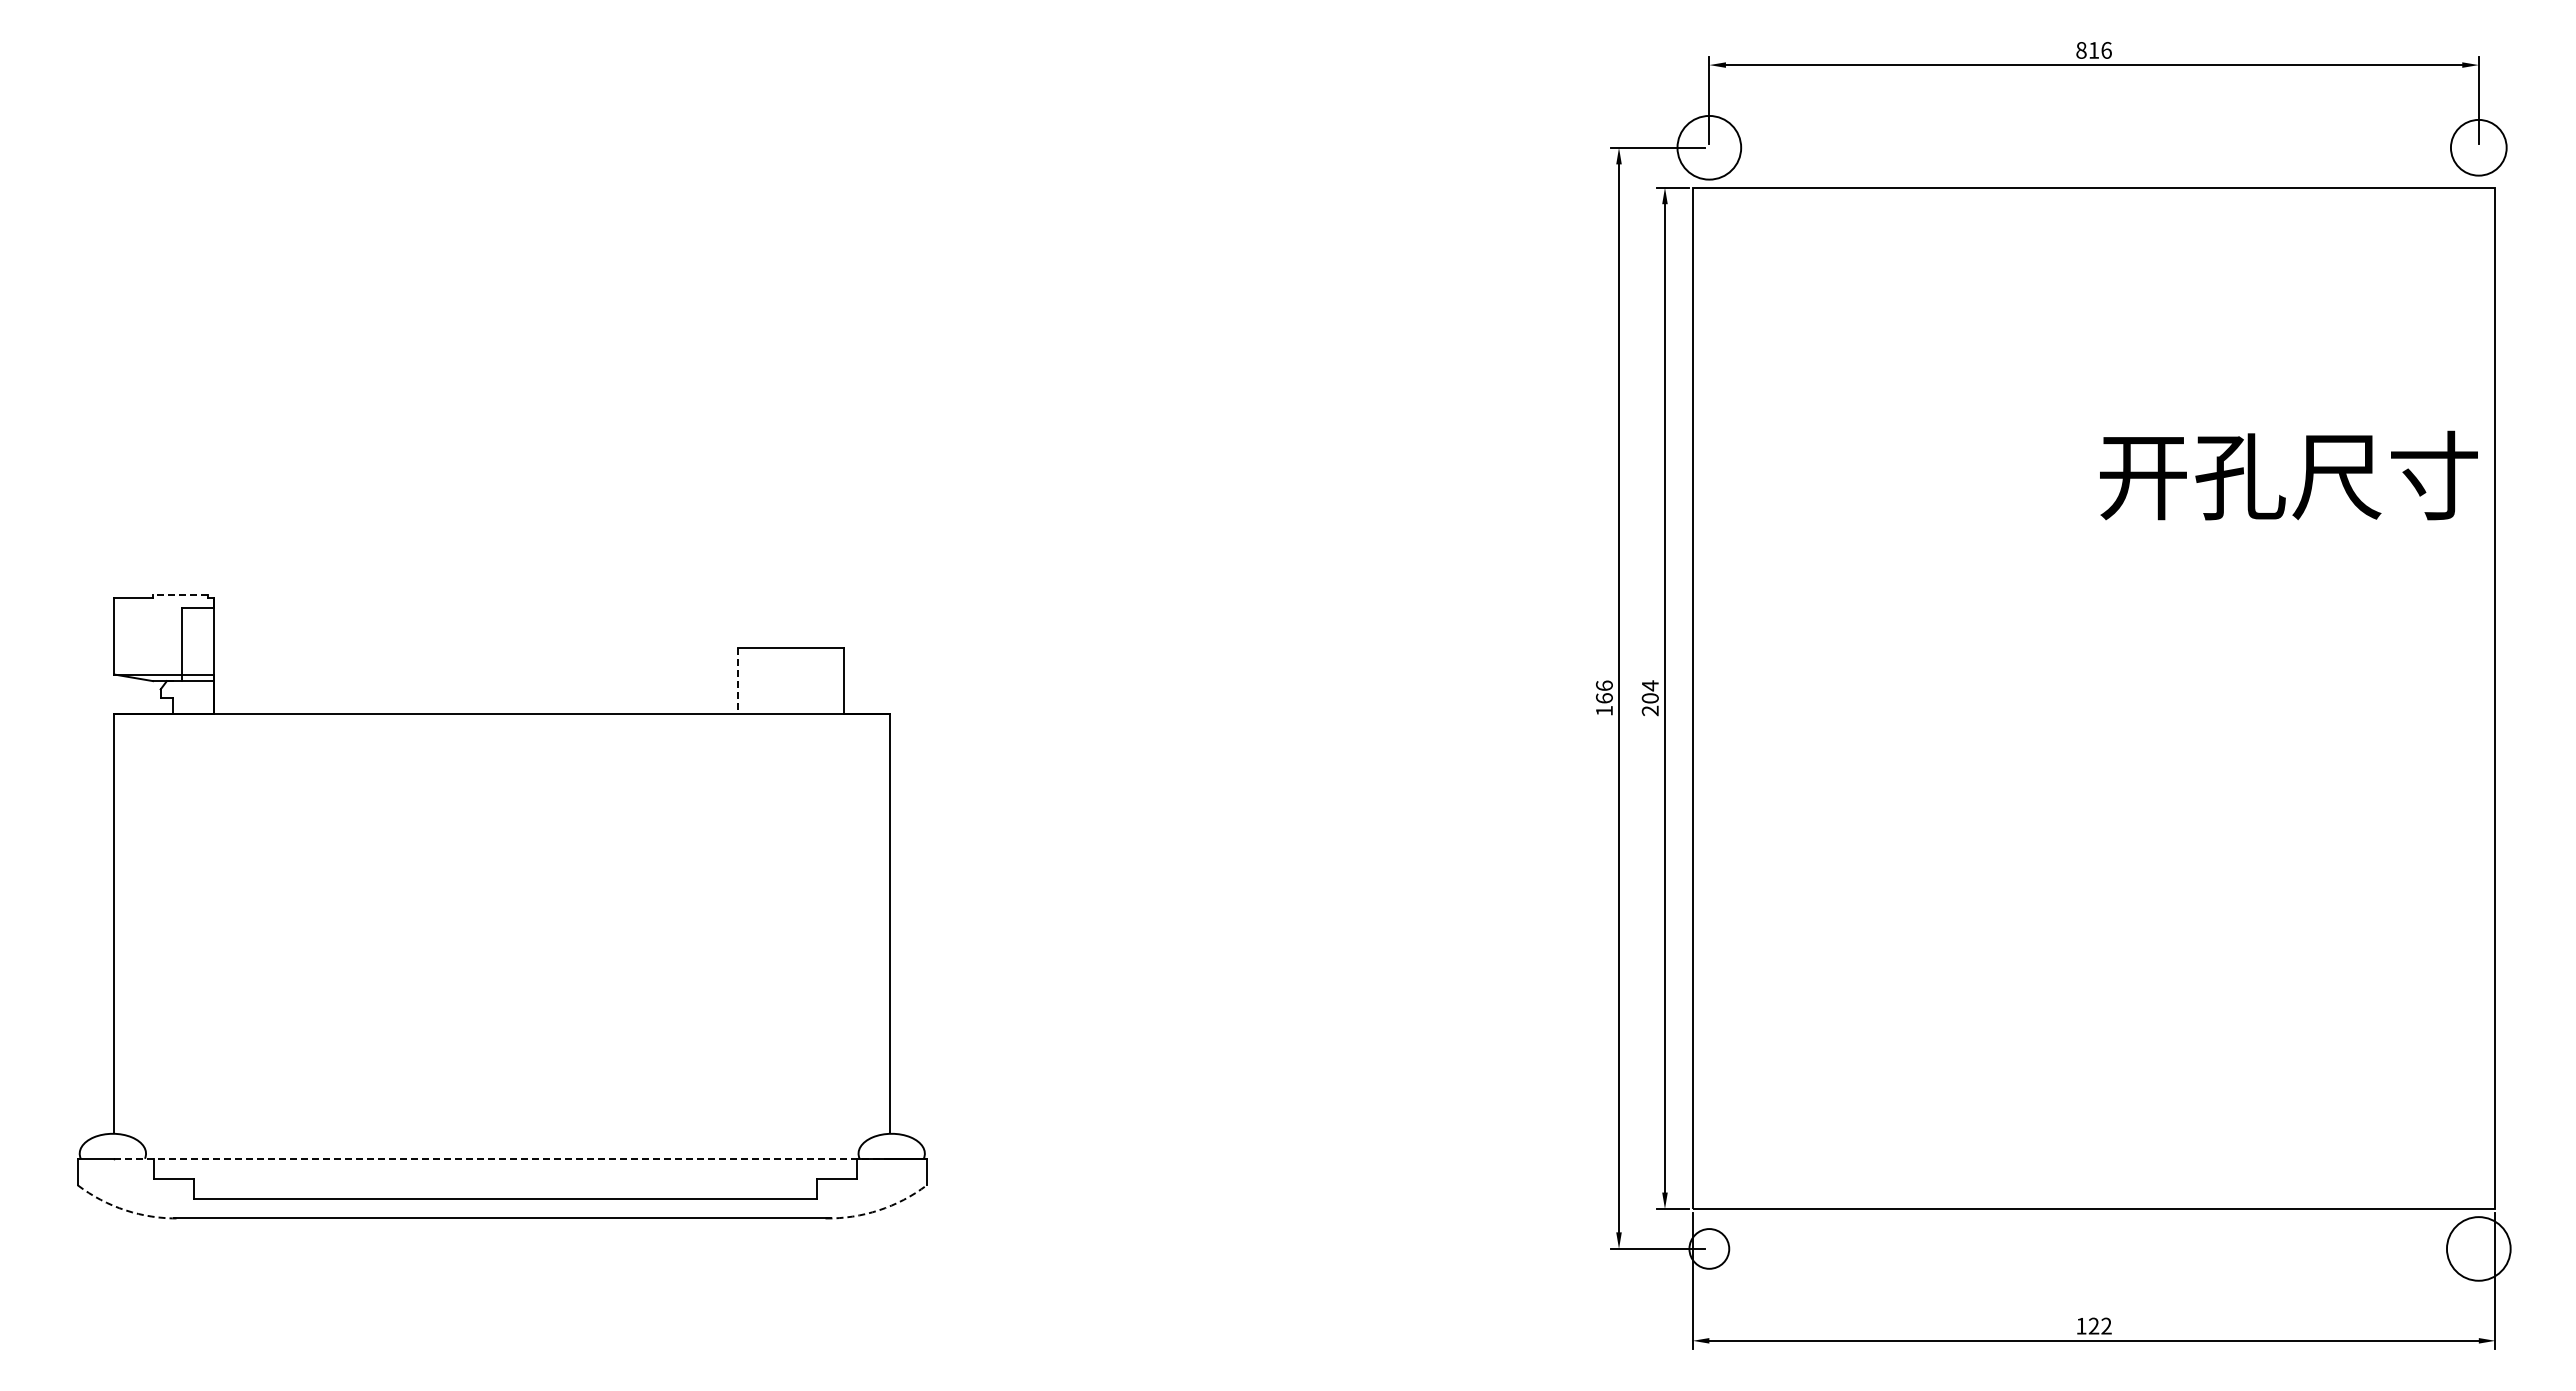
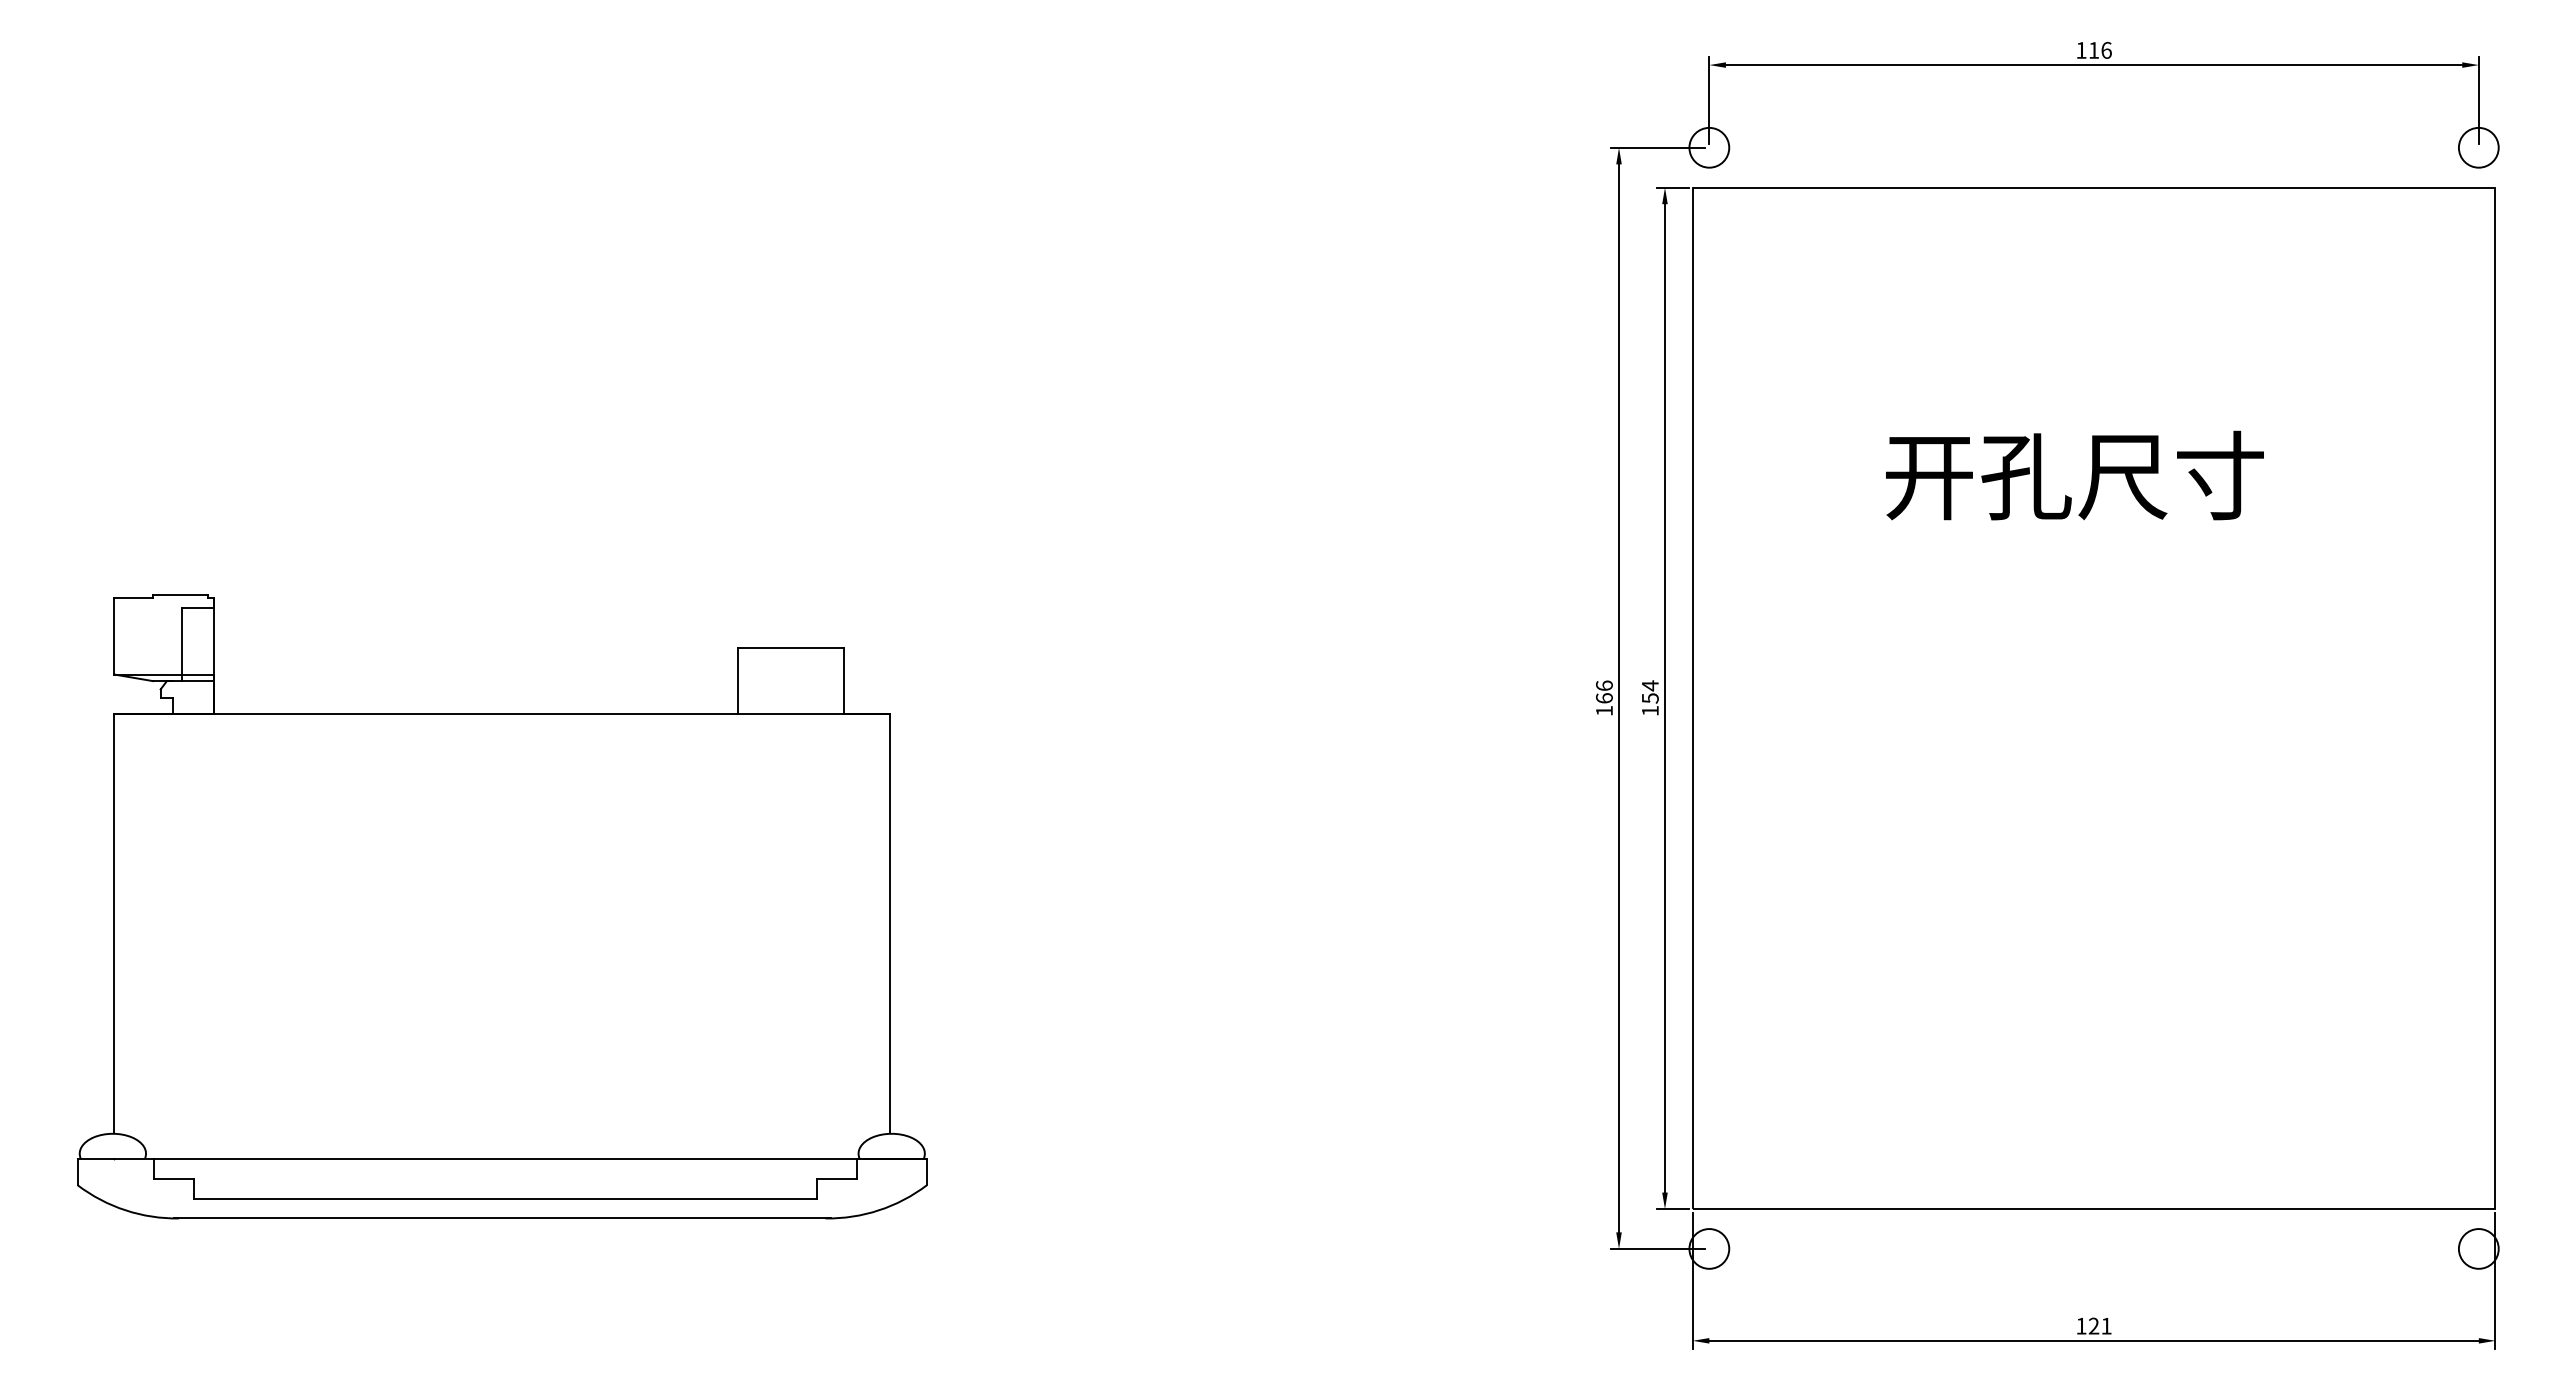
text: 816 -> 116 (2081, 50)
circle diameter: 64 px -> 40 px (1709, 147)
circle diameter: 56 px -> 40 px (2478, 147)
text position: (2288, 475) -> (2074, 475) (2074, 475)
line: dashed -> solid (179, 594)
line: dashed -> solid (737, 681)
text: 204 -> 154 (1649, 704)
line: dashed -> solid (502, 1158)
arc: dashed -> solid (125, 1210)
arc: dashed -> solid (878, 1210)
circle diameter: 64 px -> 40 px (2478, 1248)
text: 122 -> 121 (2106, 1325)
